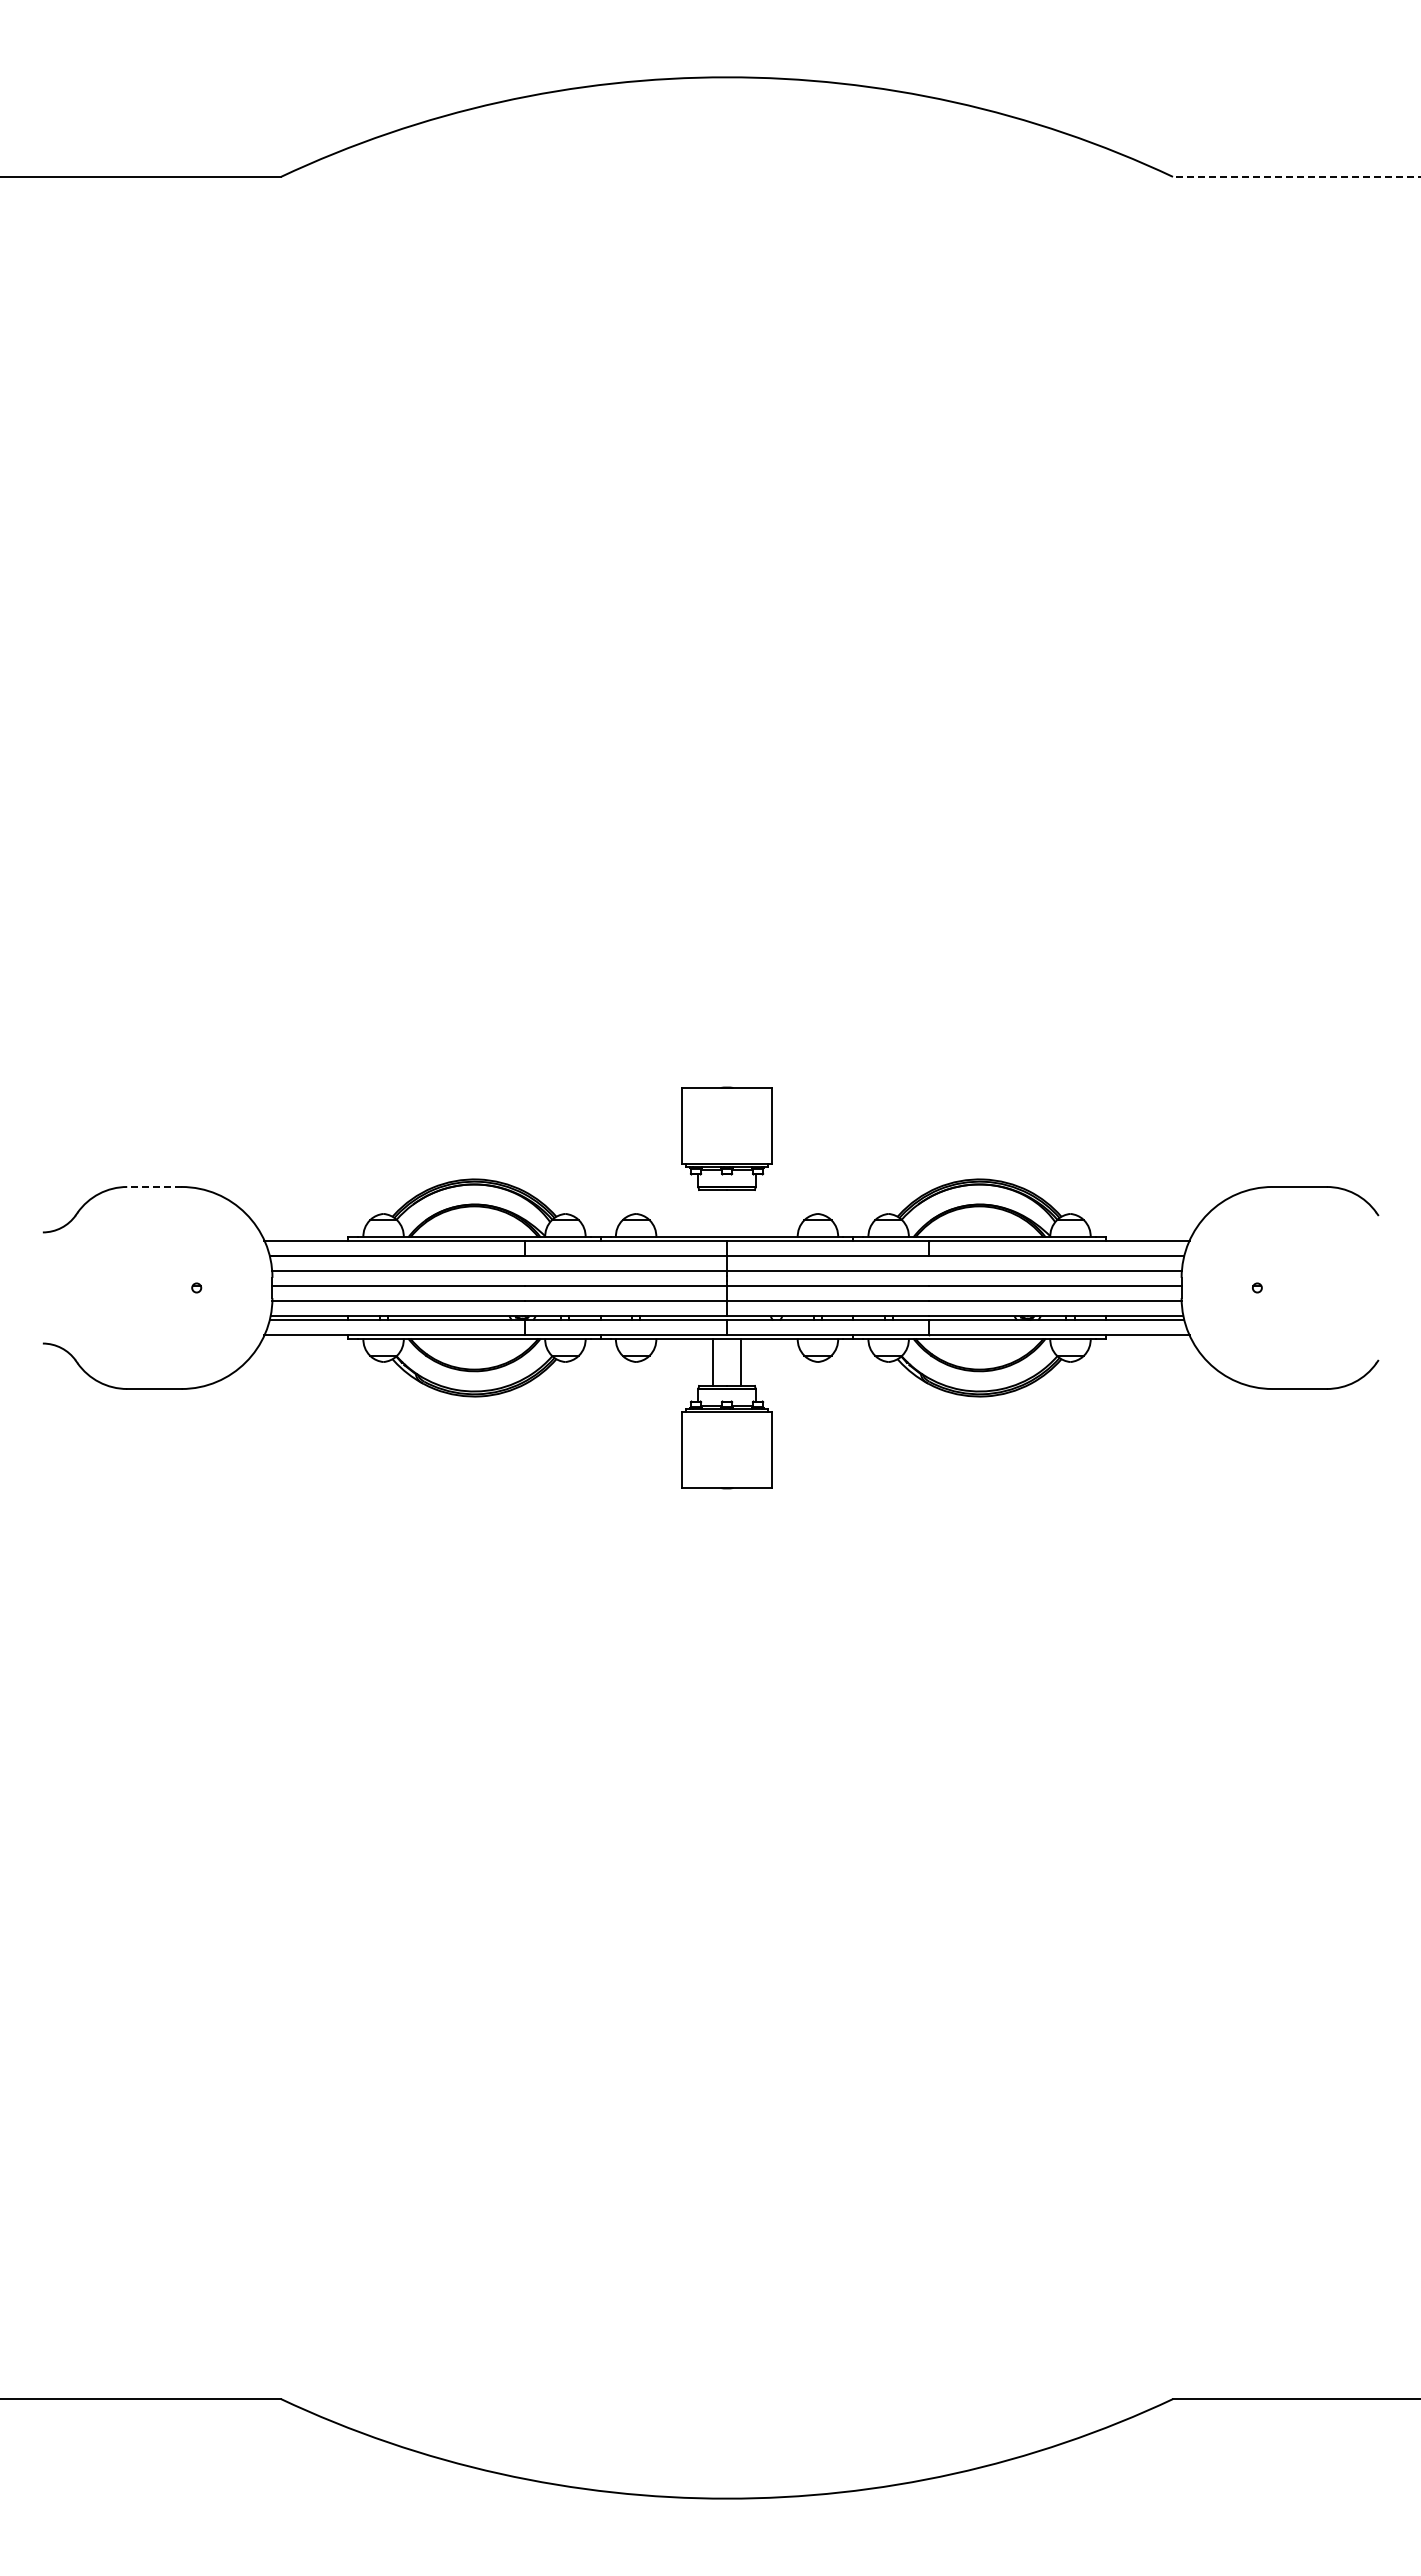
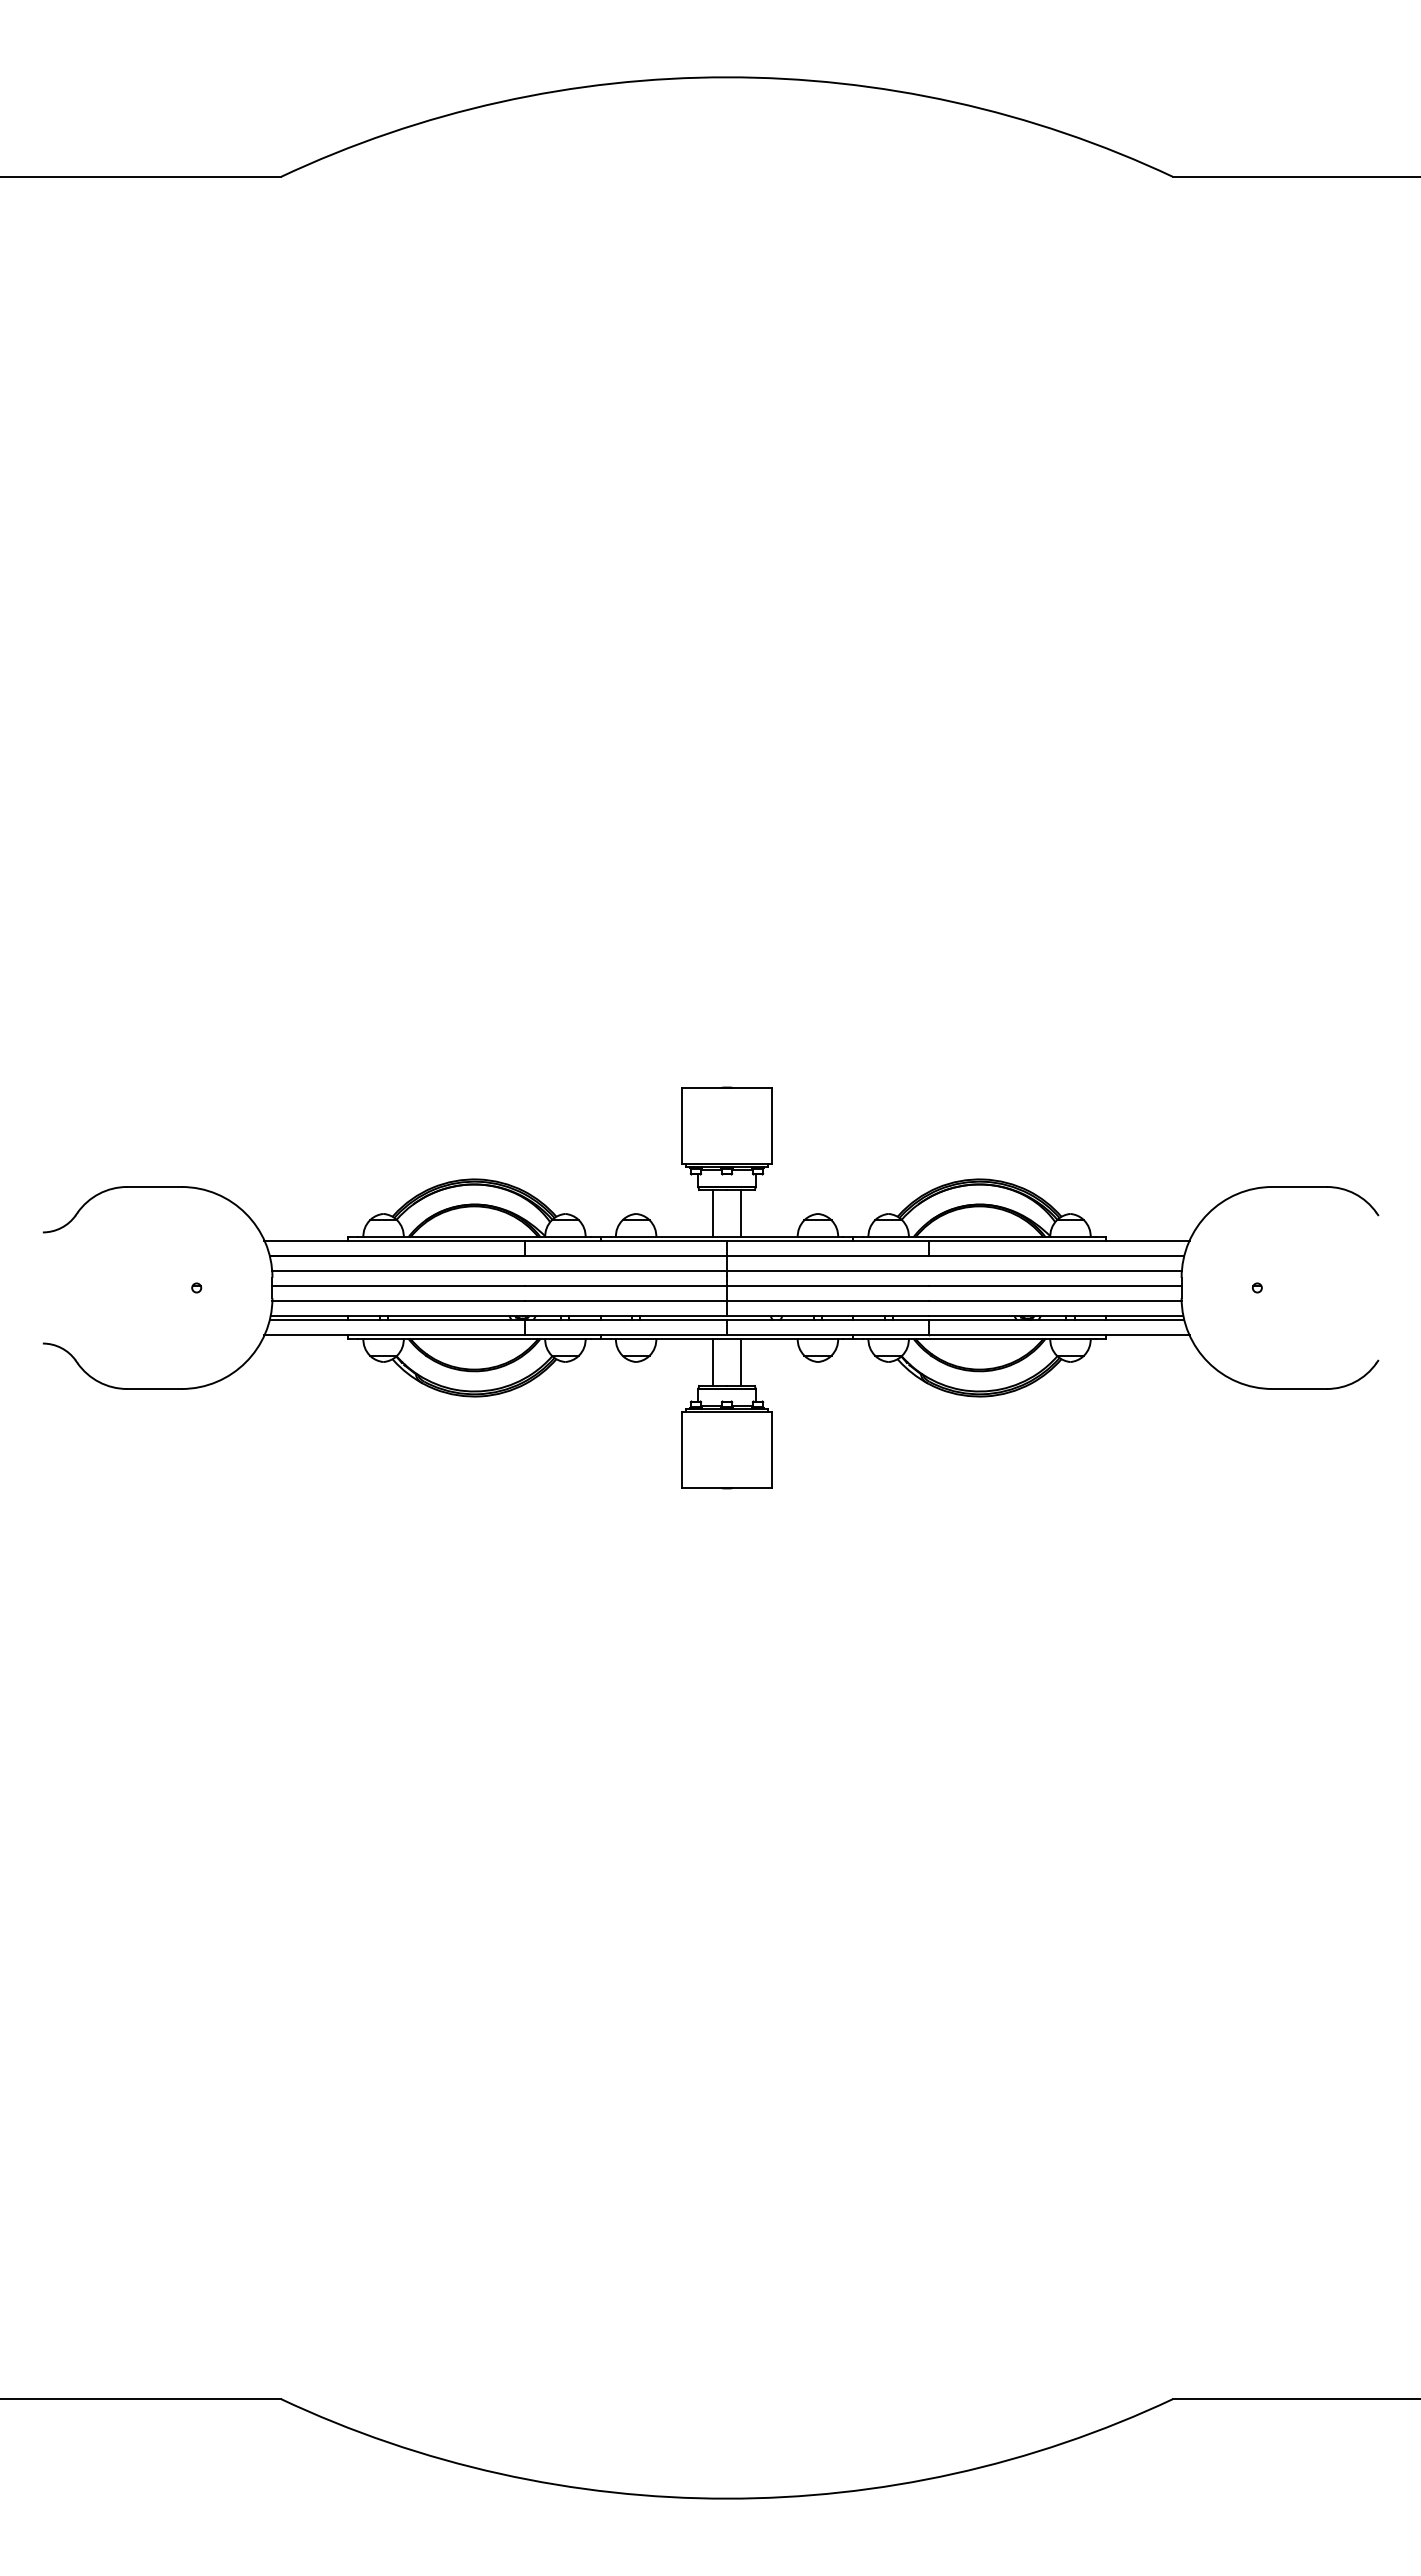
line: dashed -> solid (1296, 176)
line: dashed -> solid (153, 1186)
line: none -> present (713, 1213)
line: none -> present (740, 1213)
